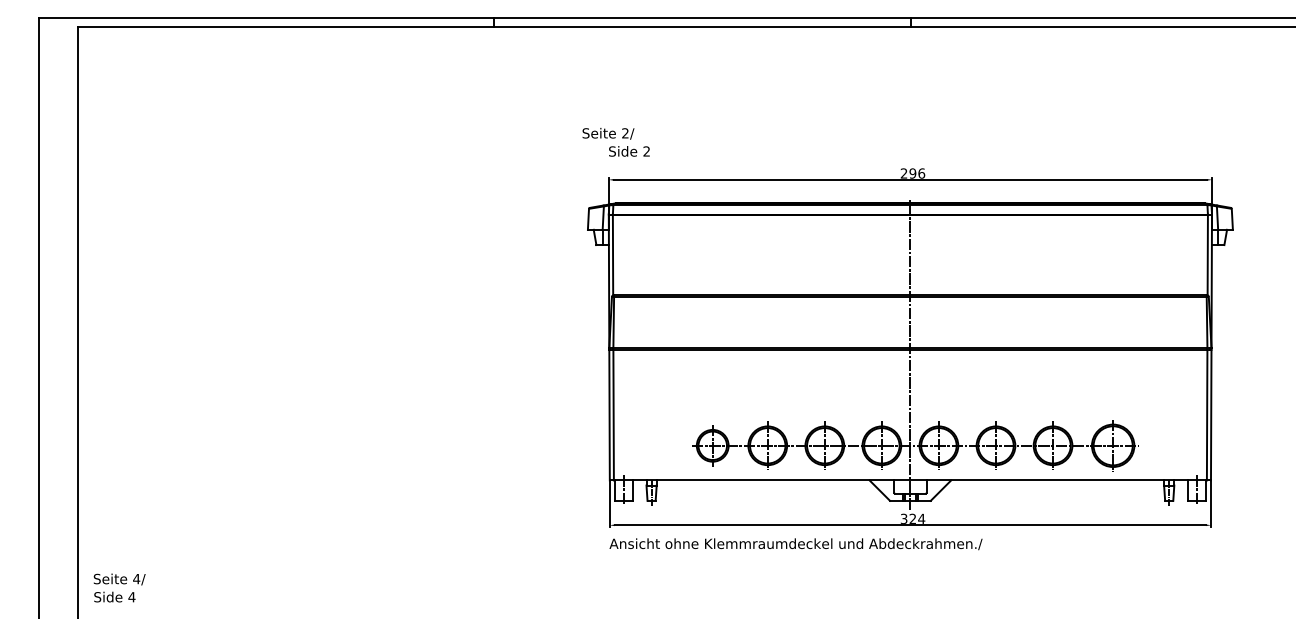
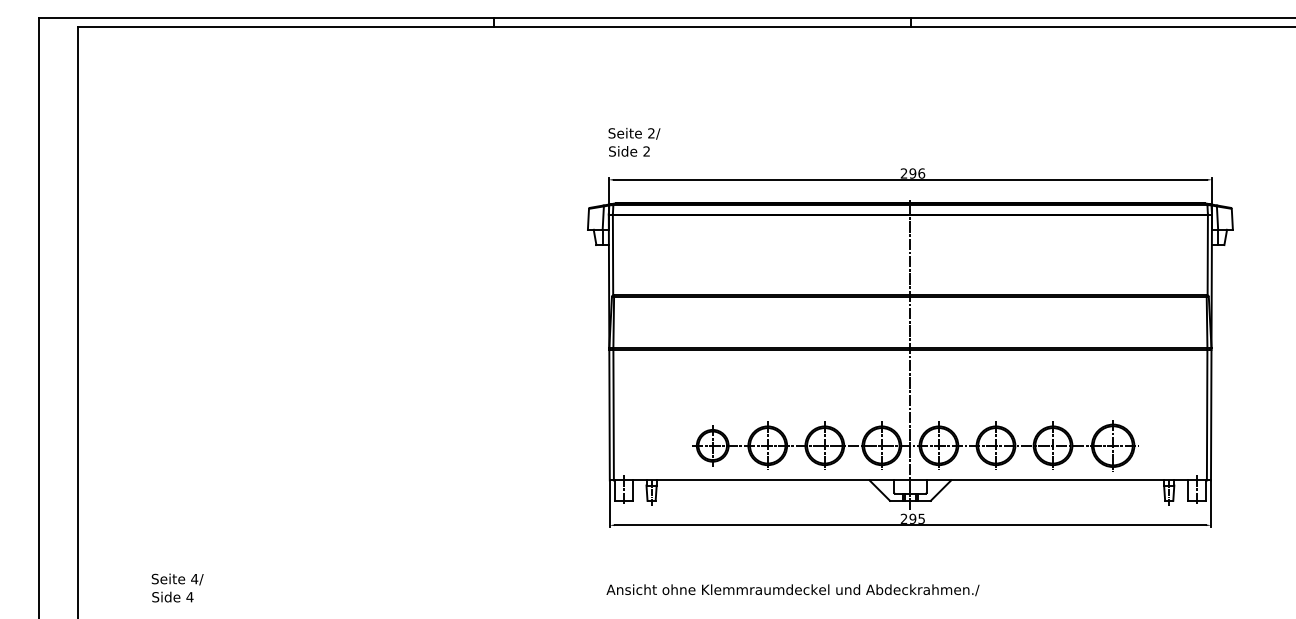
text position: (608, 133) -> (634, 133) (634, 133)
text: 324 -> 295 (912, 518)
text position: (795, 544) -> (792, 590) (792, 590)
text position: (119, 587) -> (177, 587) (177, 587)
